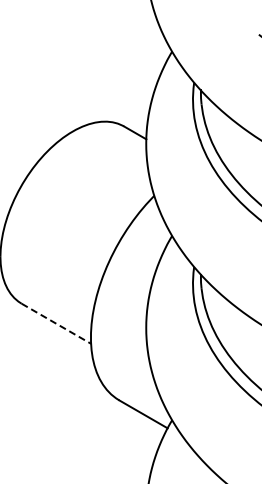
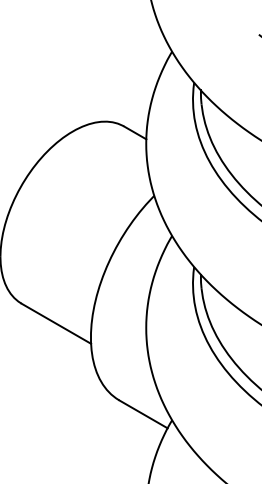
line: dashed -> solid (56, 324)
